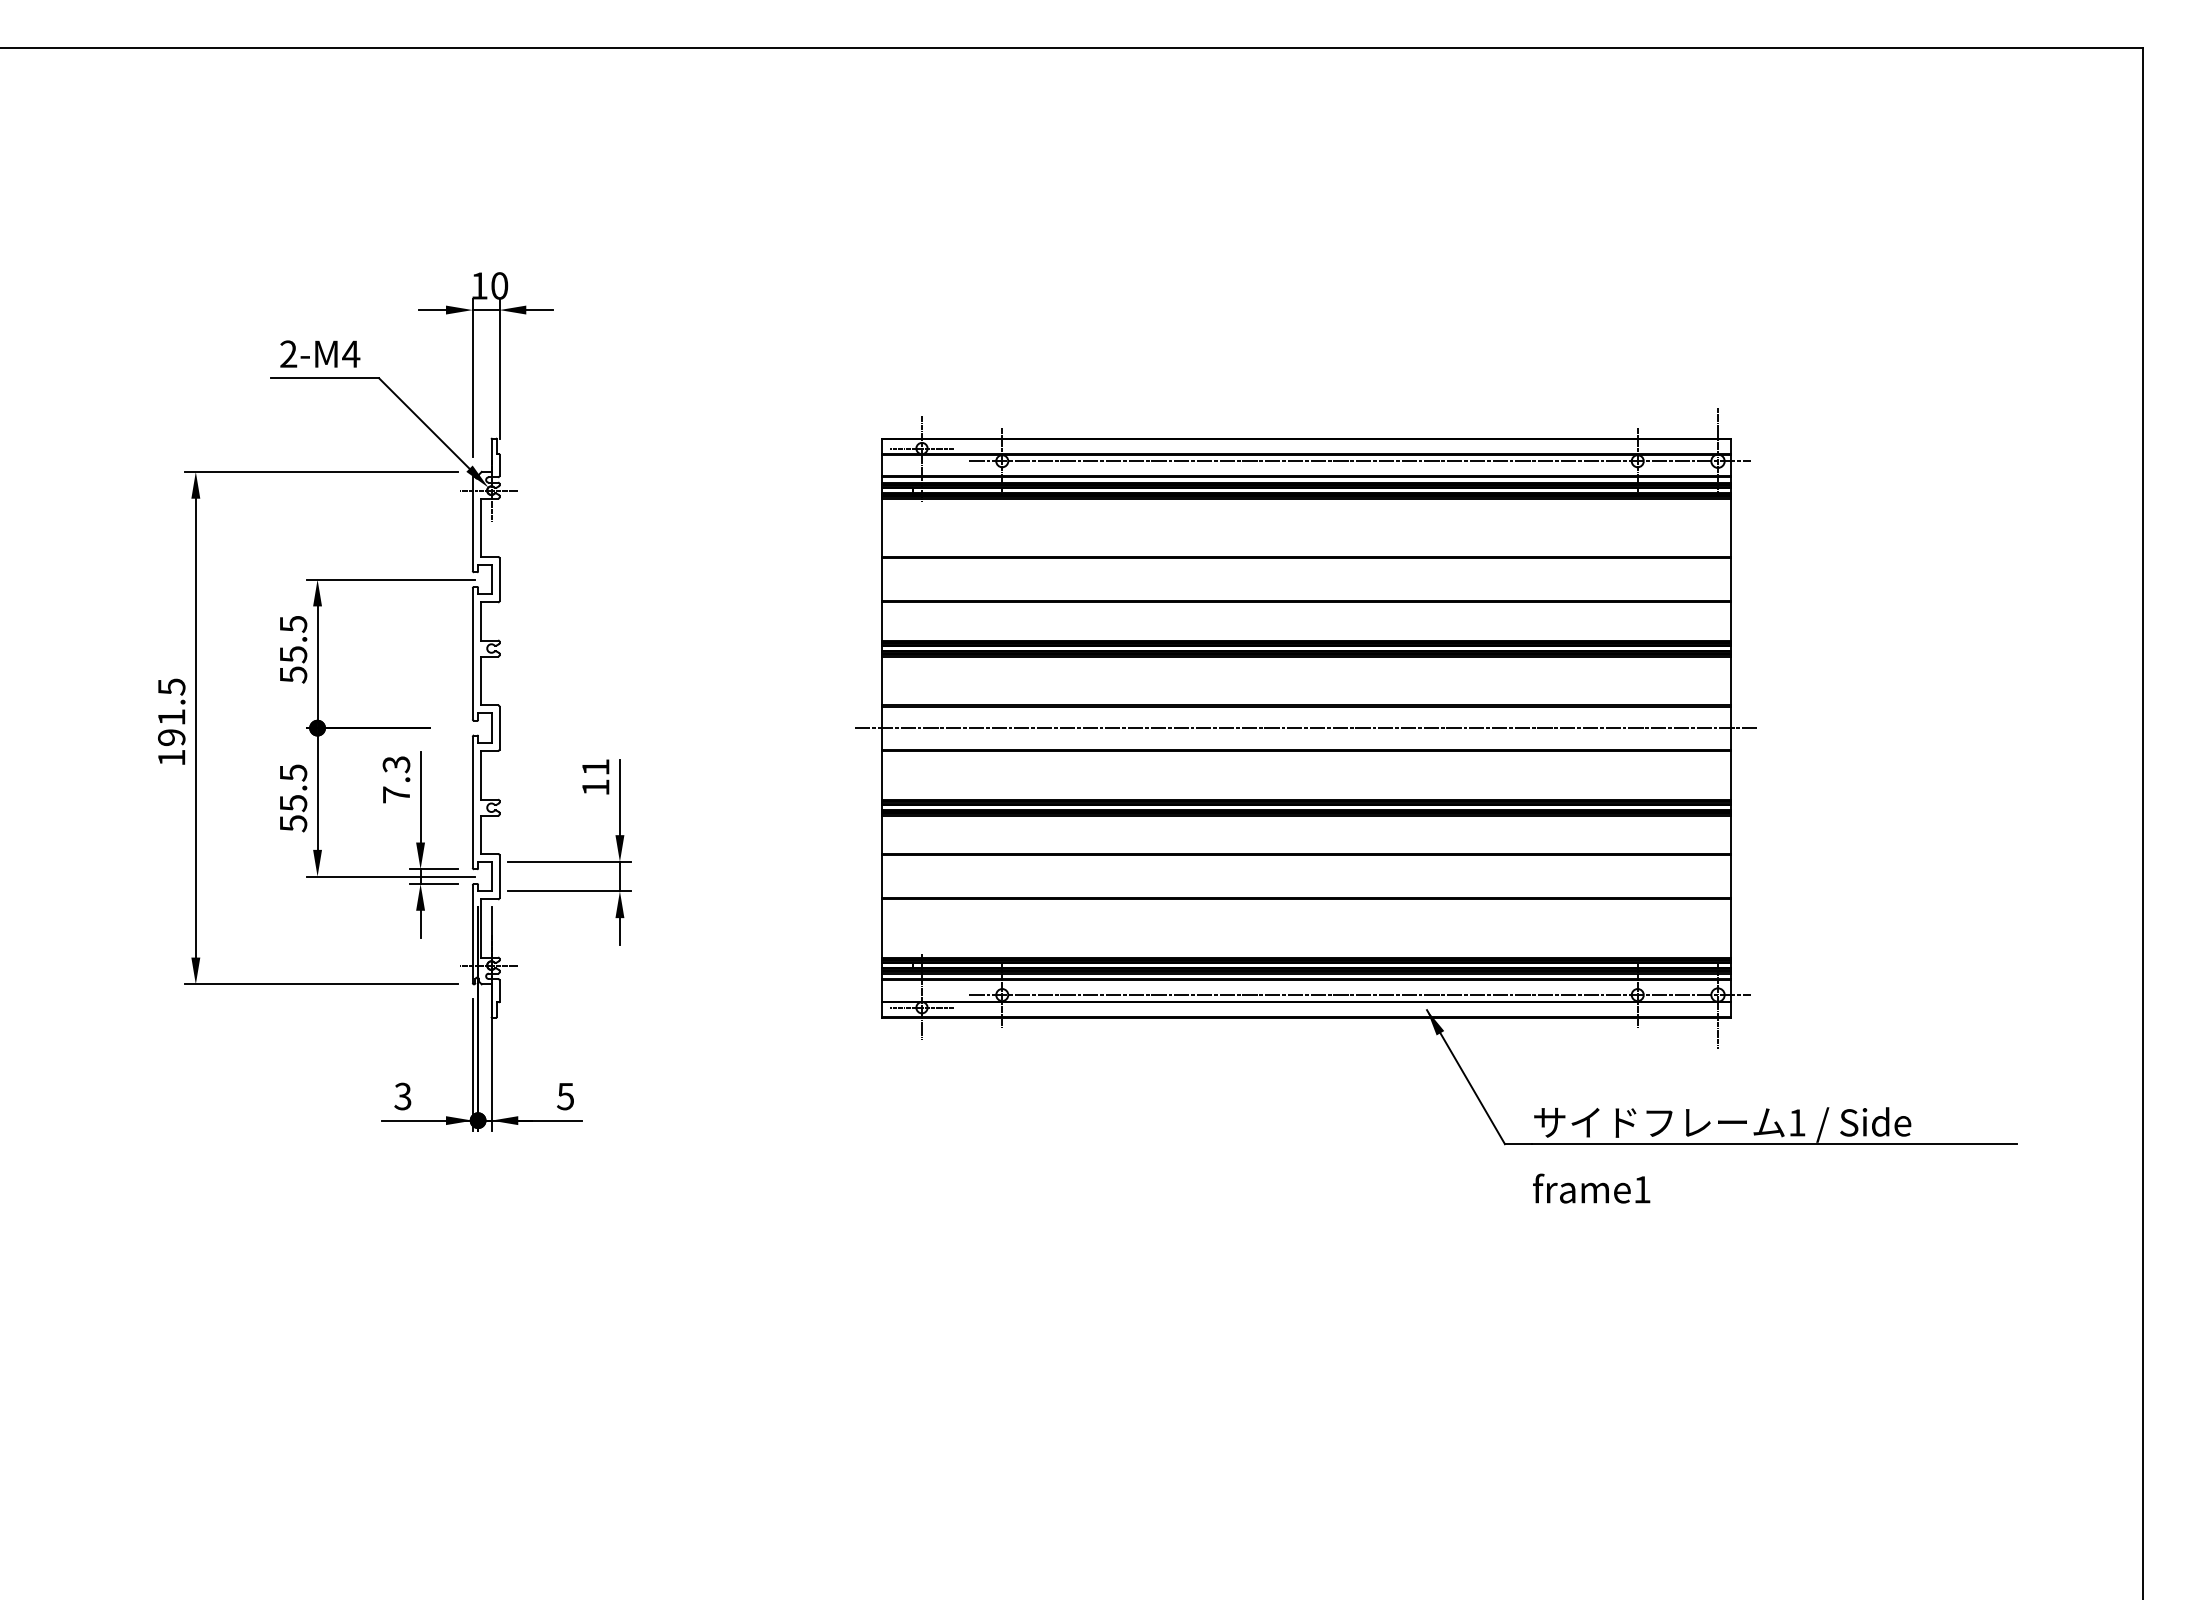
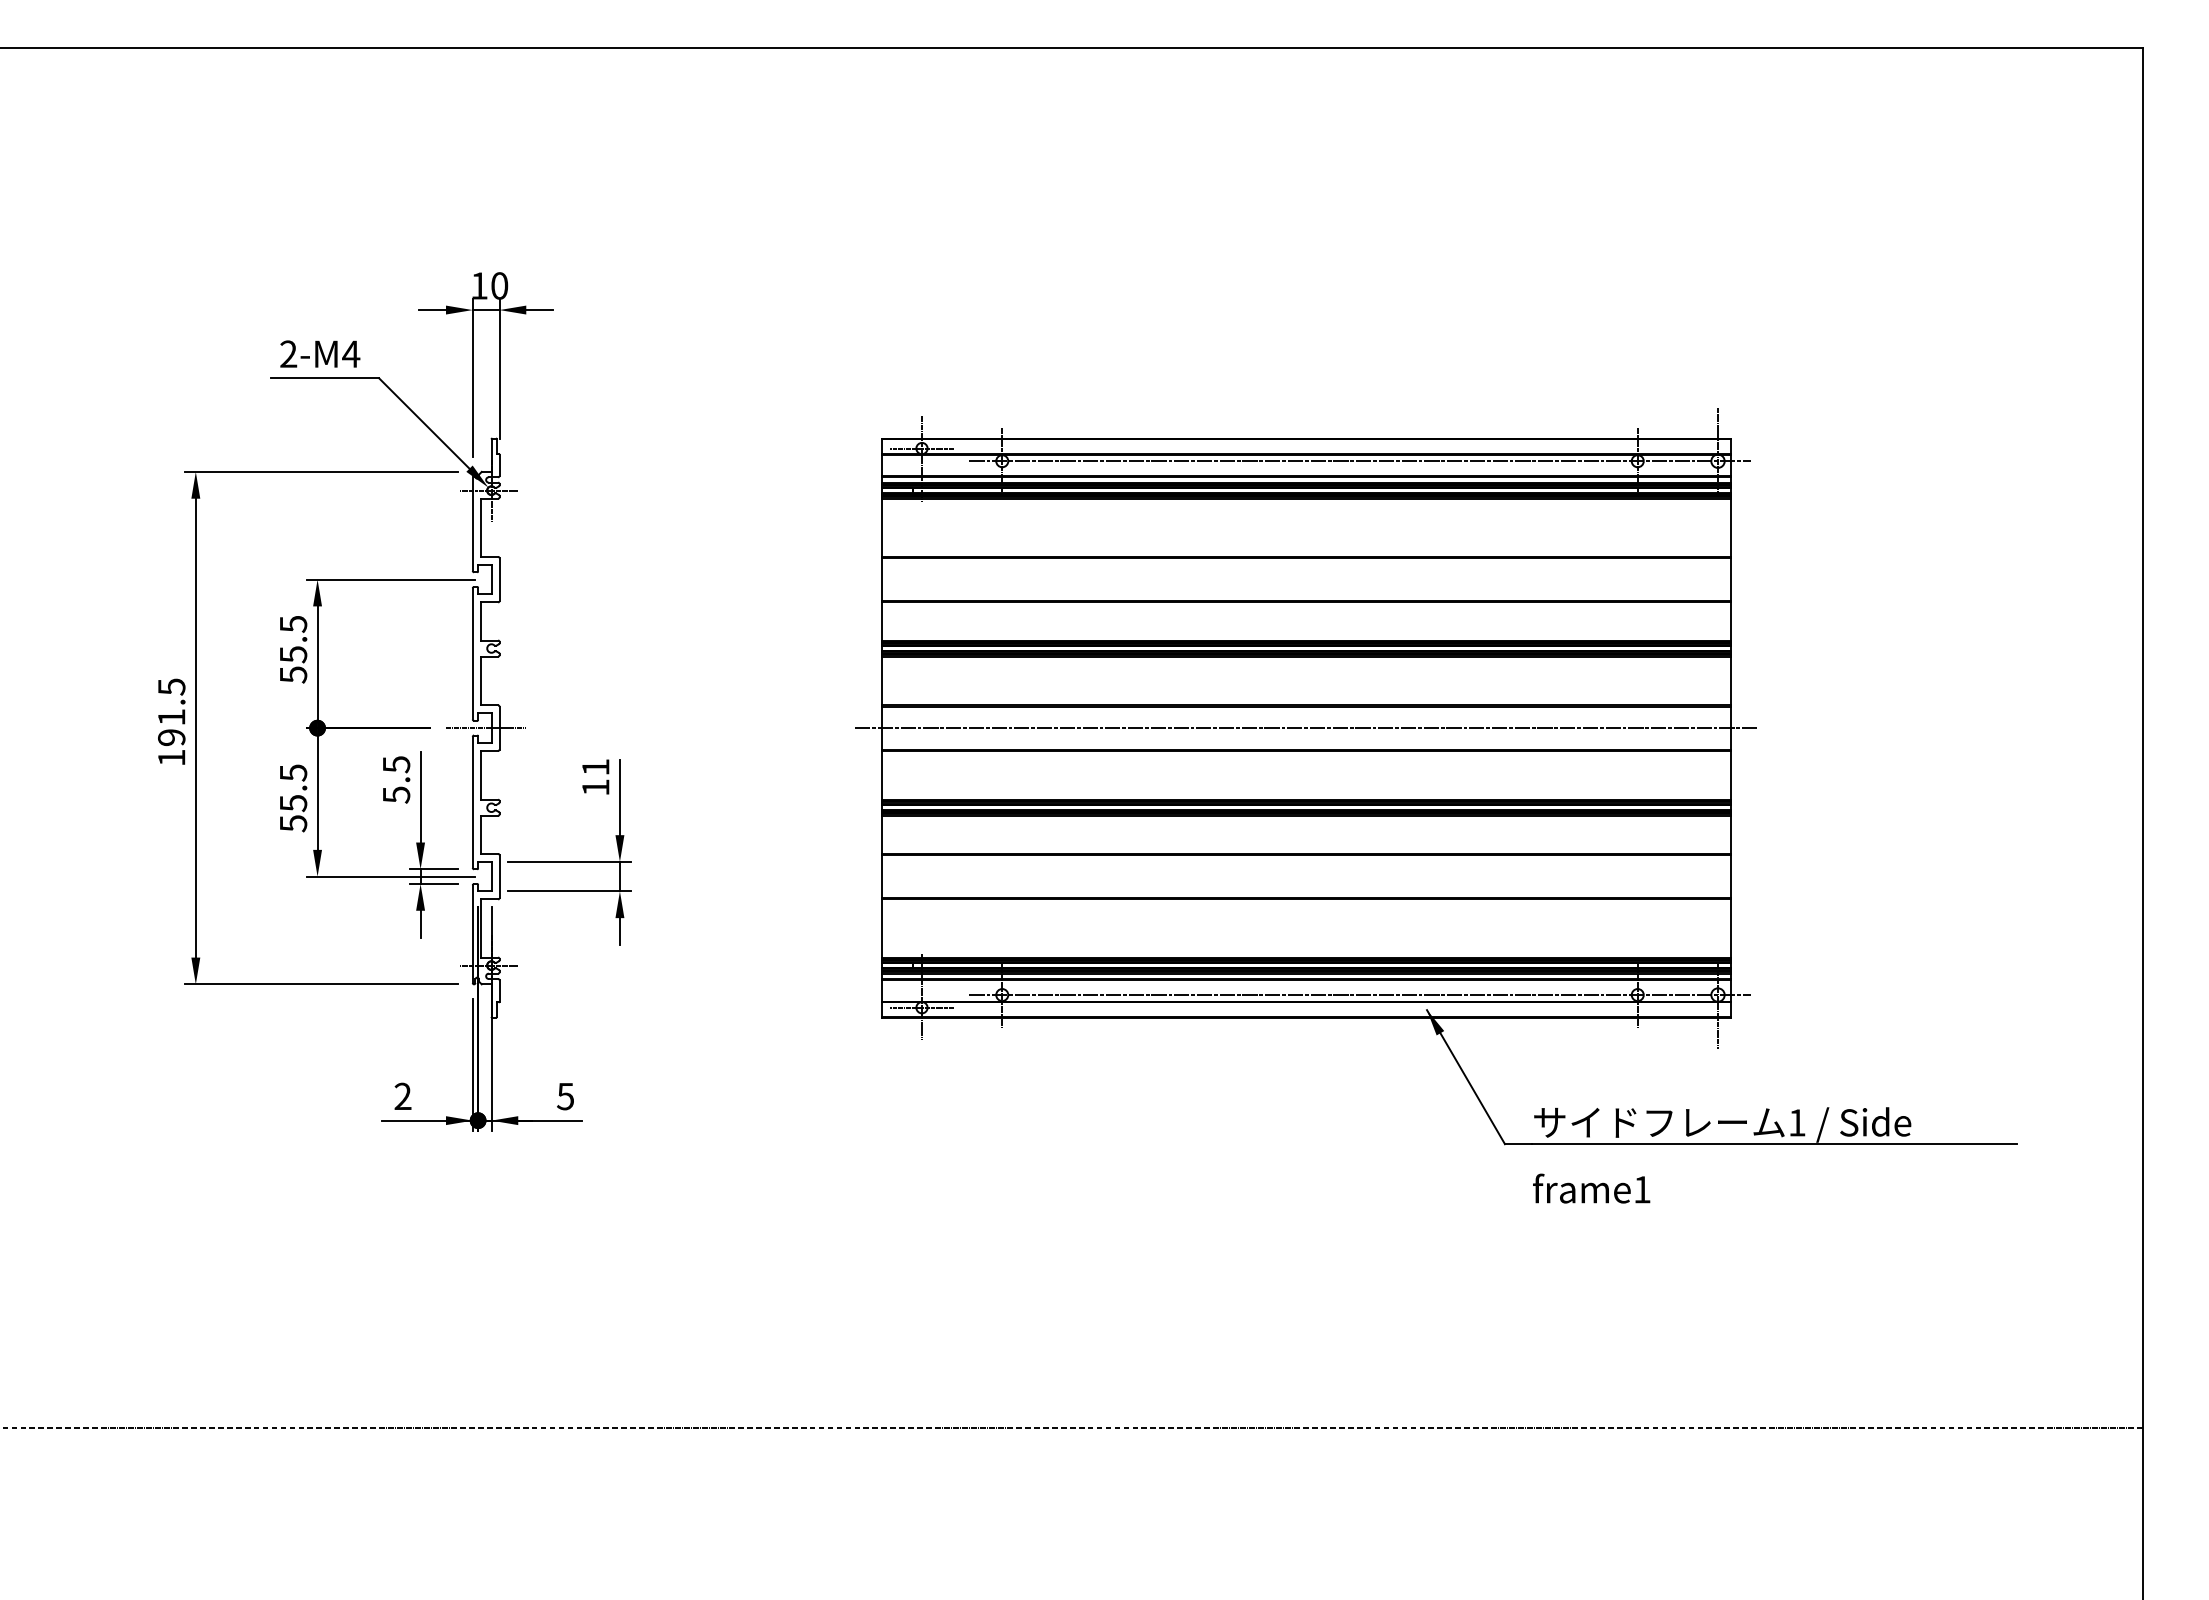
line: none -> present (486, 728)
text: 7.3 -> 5.5 (396, 779)
text: 3 -> 2 (402, 1096)
line: none -> present (1072, 1428)
